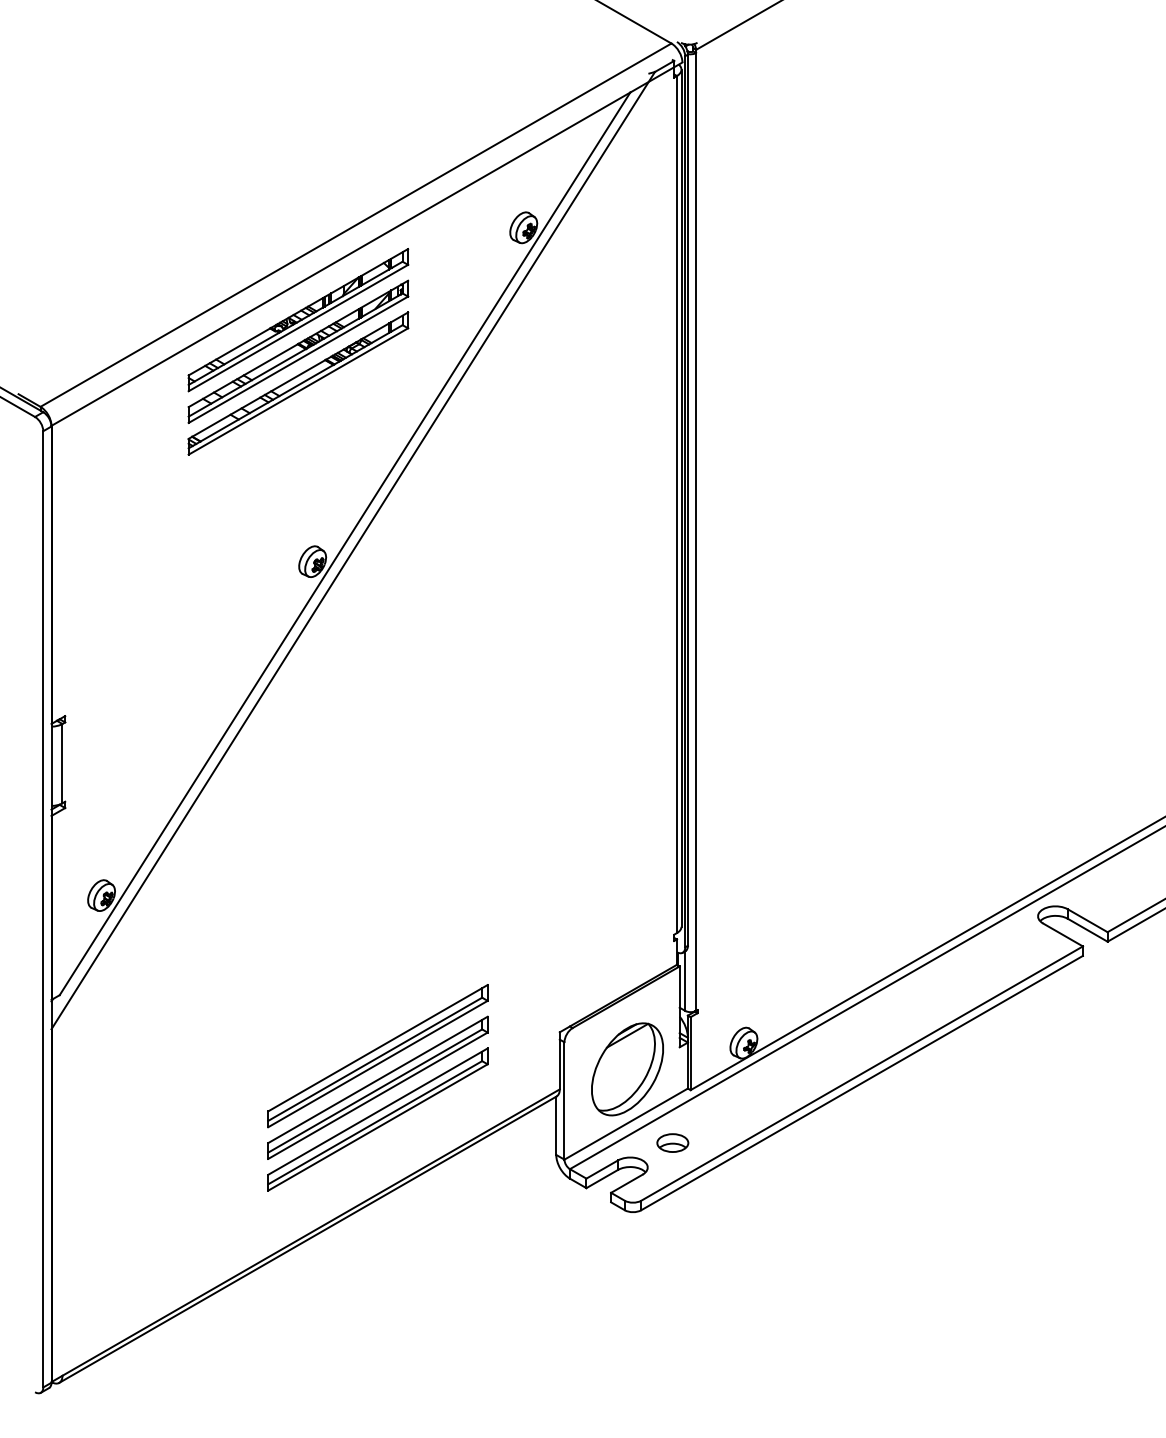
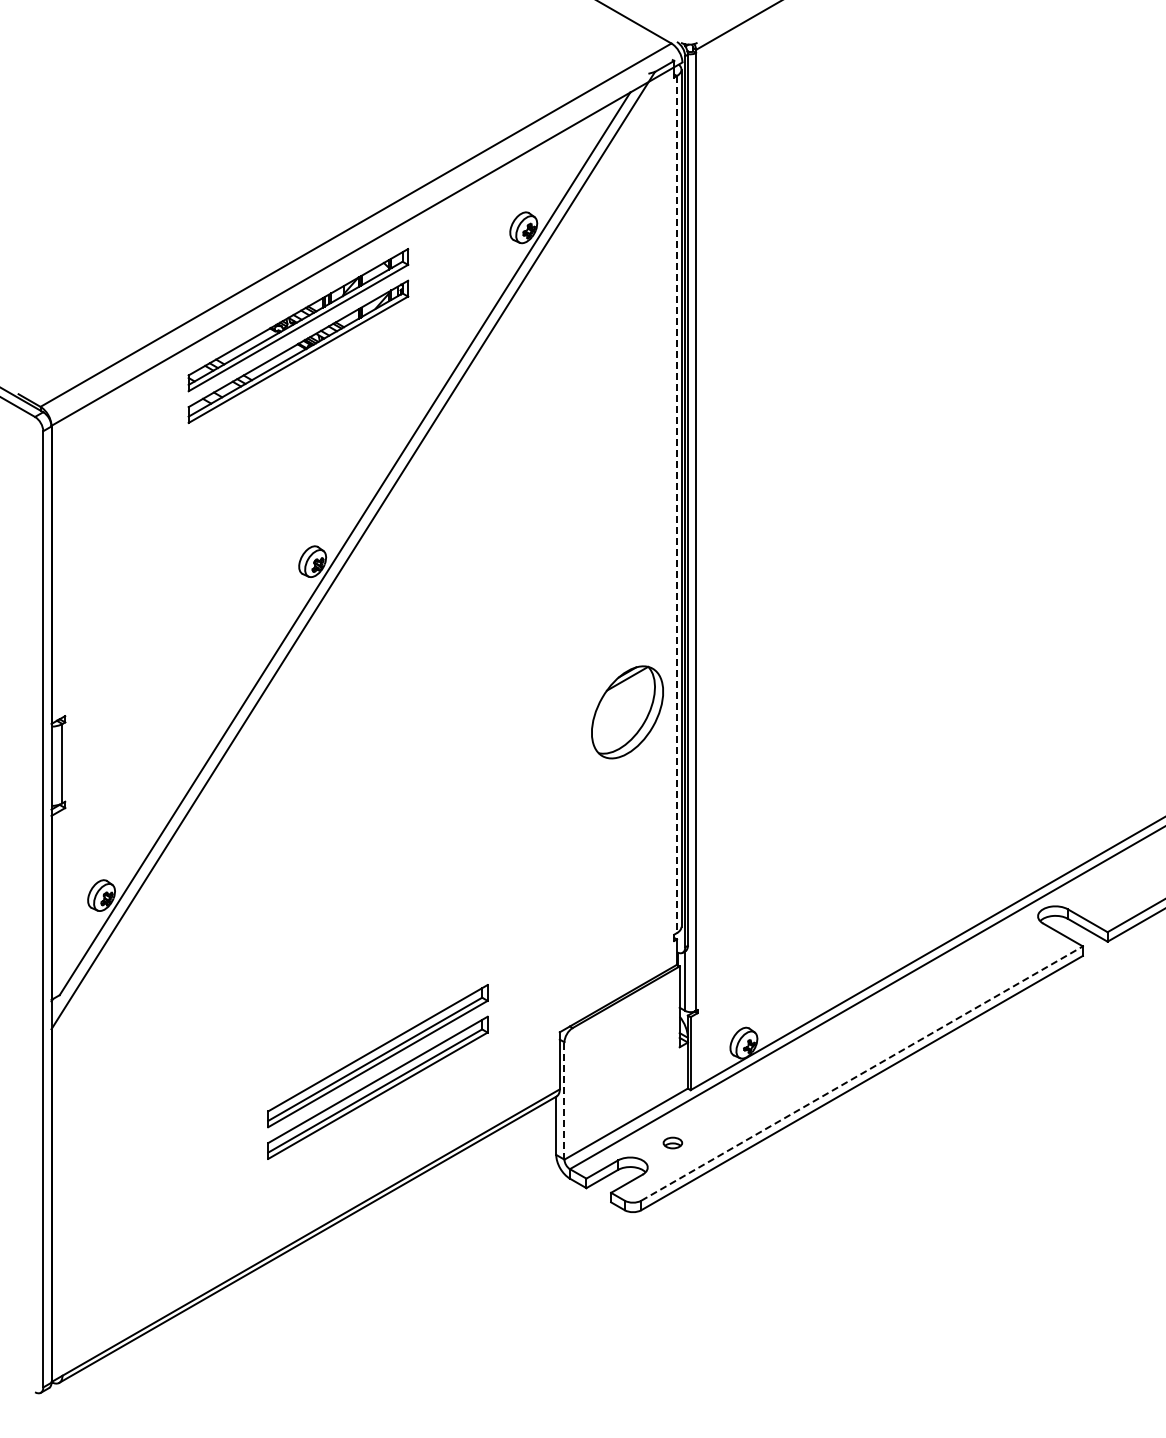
part: present -> none (298, 383)
line: solid -> dashed (676, 504)
part position: (627, 1069) -> (627, 712) (627, 712)
line: solid -> dashed (862, 1073)
line: solid -> dashed (564, 1100)
part: present -> none (377, 1119)
part size: 34x20 px -> 22x14 px (672, 1142)
